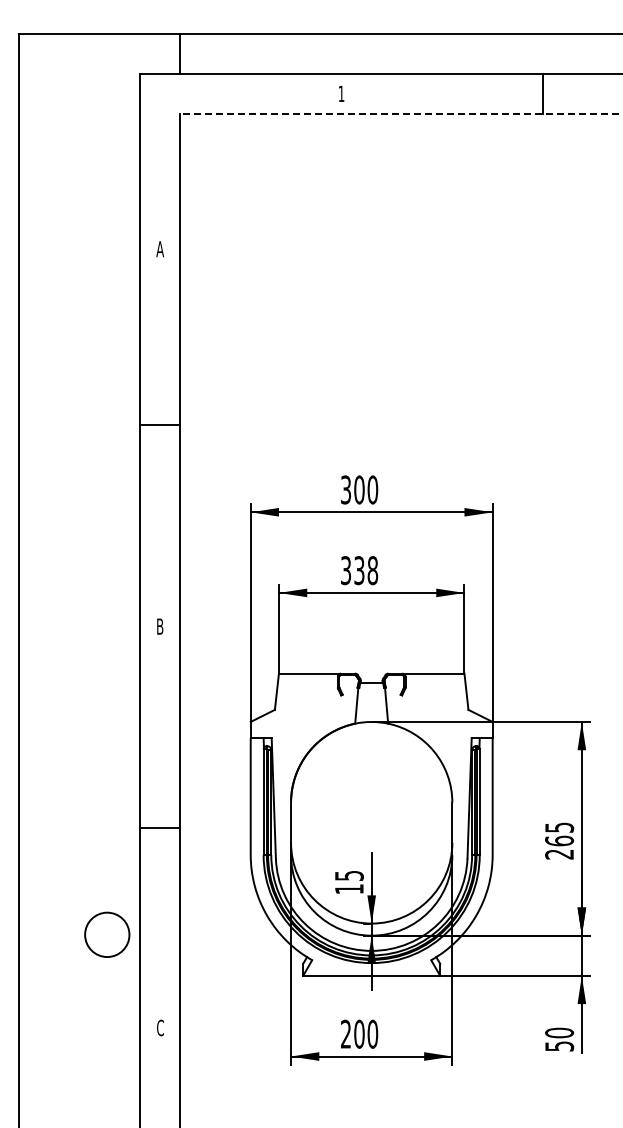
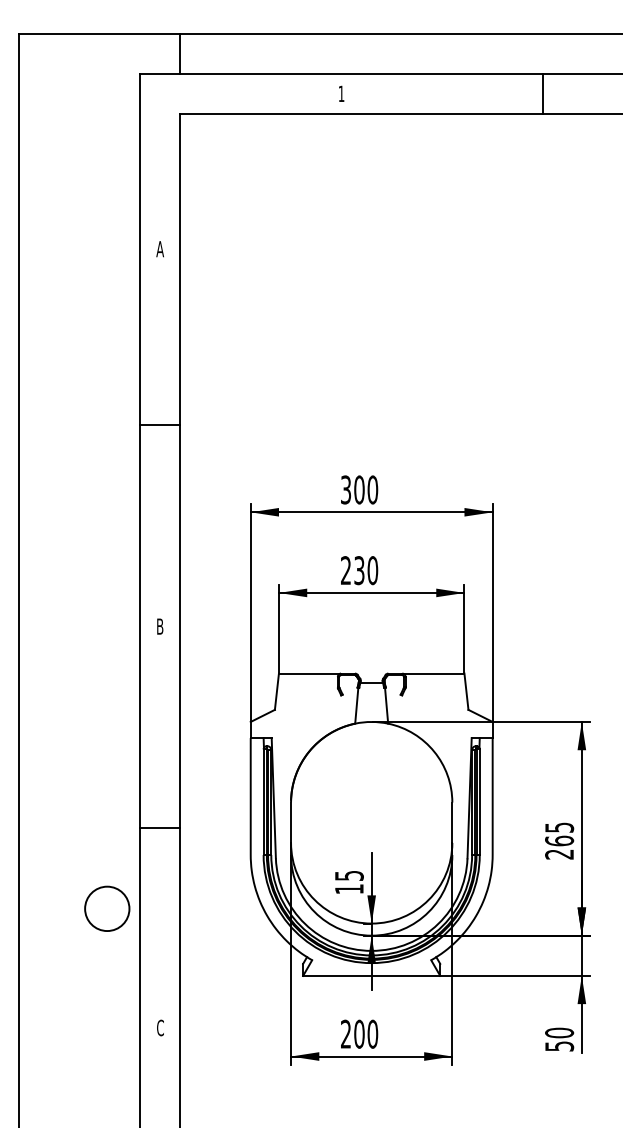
line: dashed -> solid (400, 114)
text: 338 -> 230 (359, 570)
circle position: (107, 934) -> (107, 908) (107, 908)
